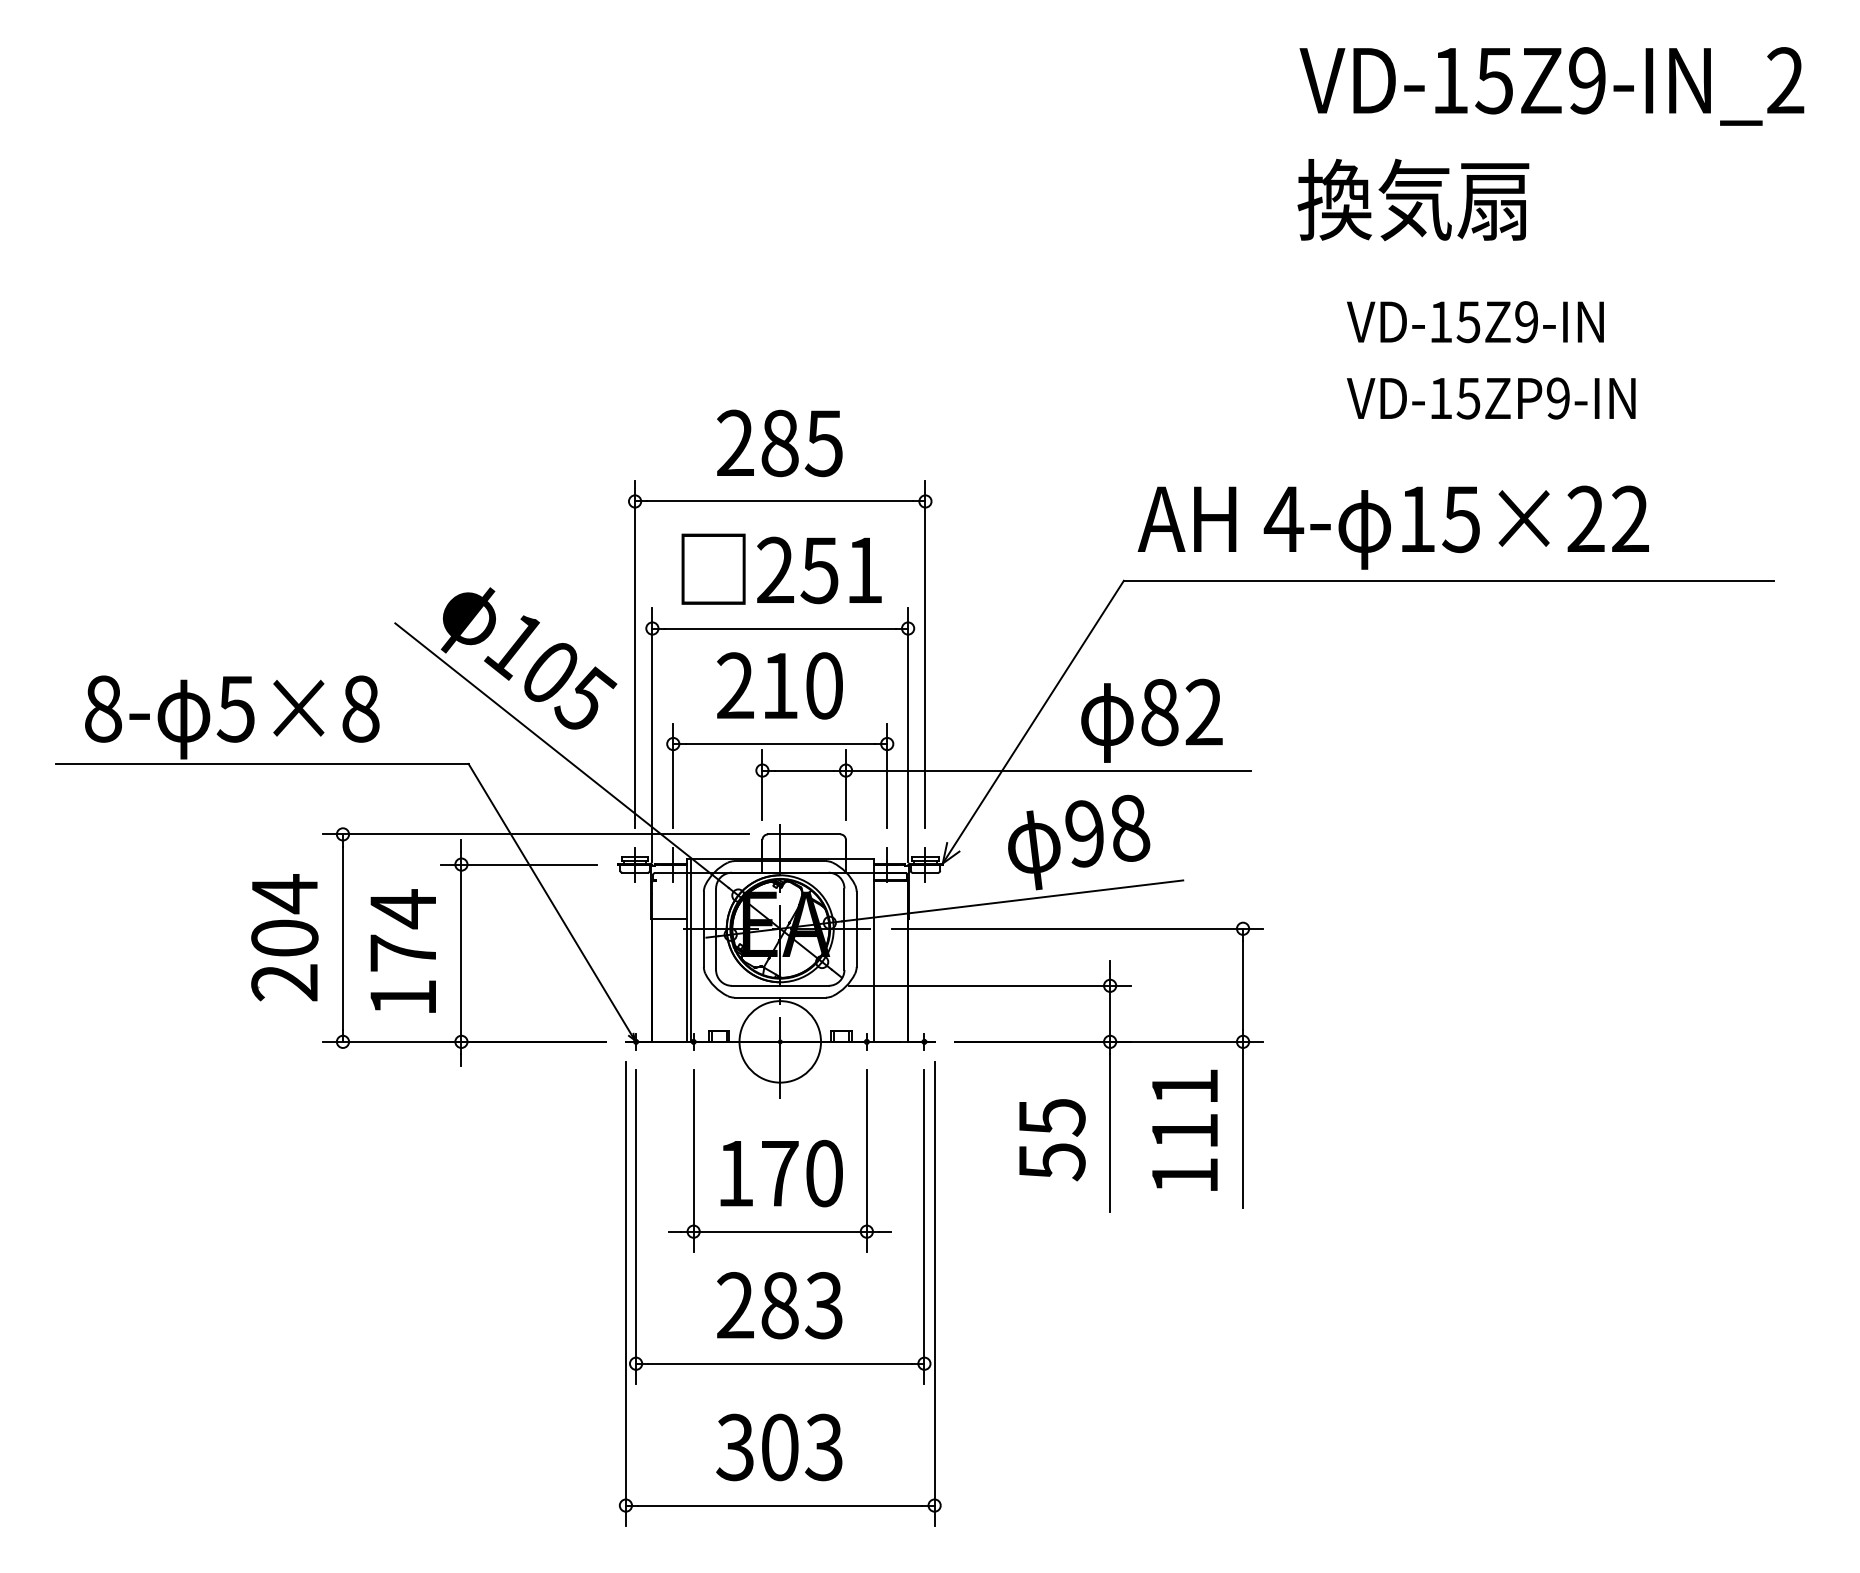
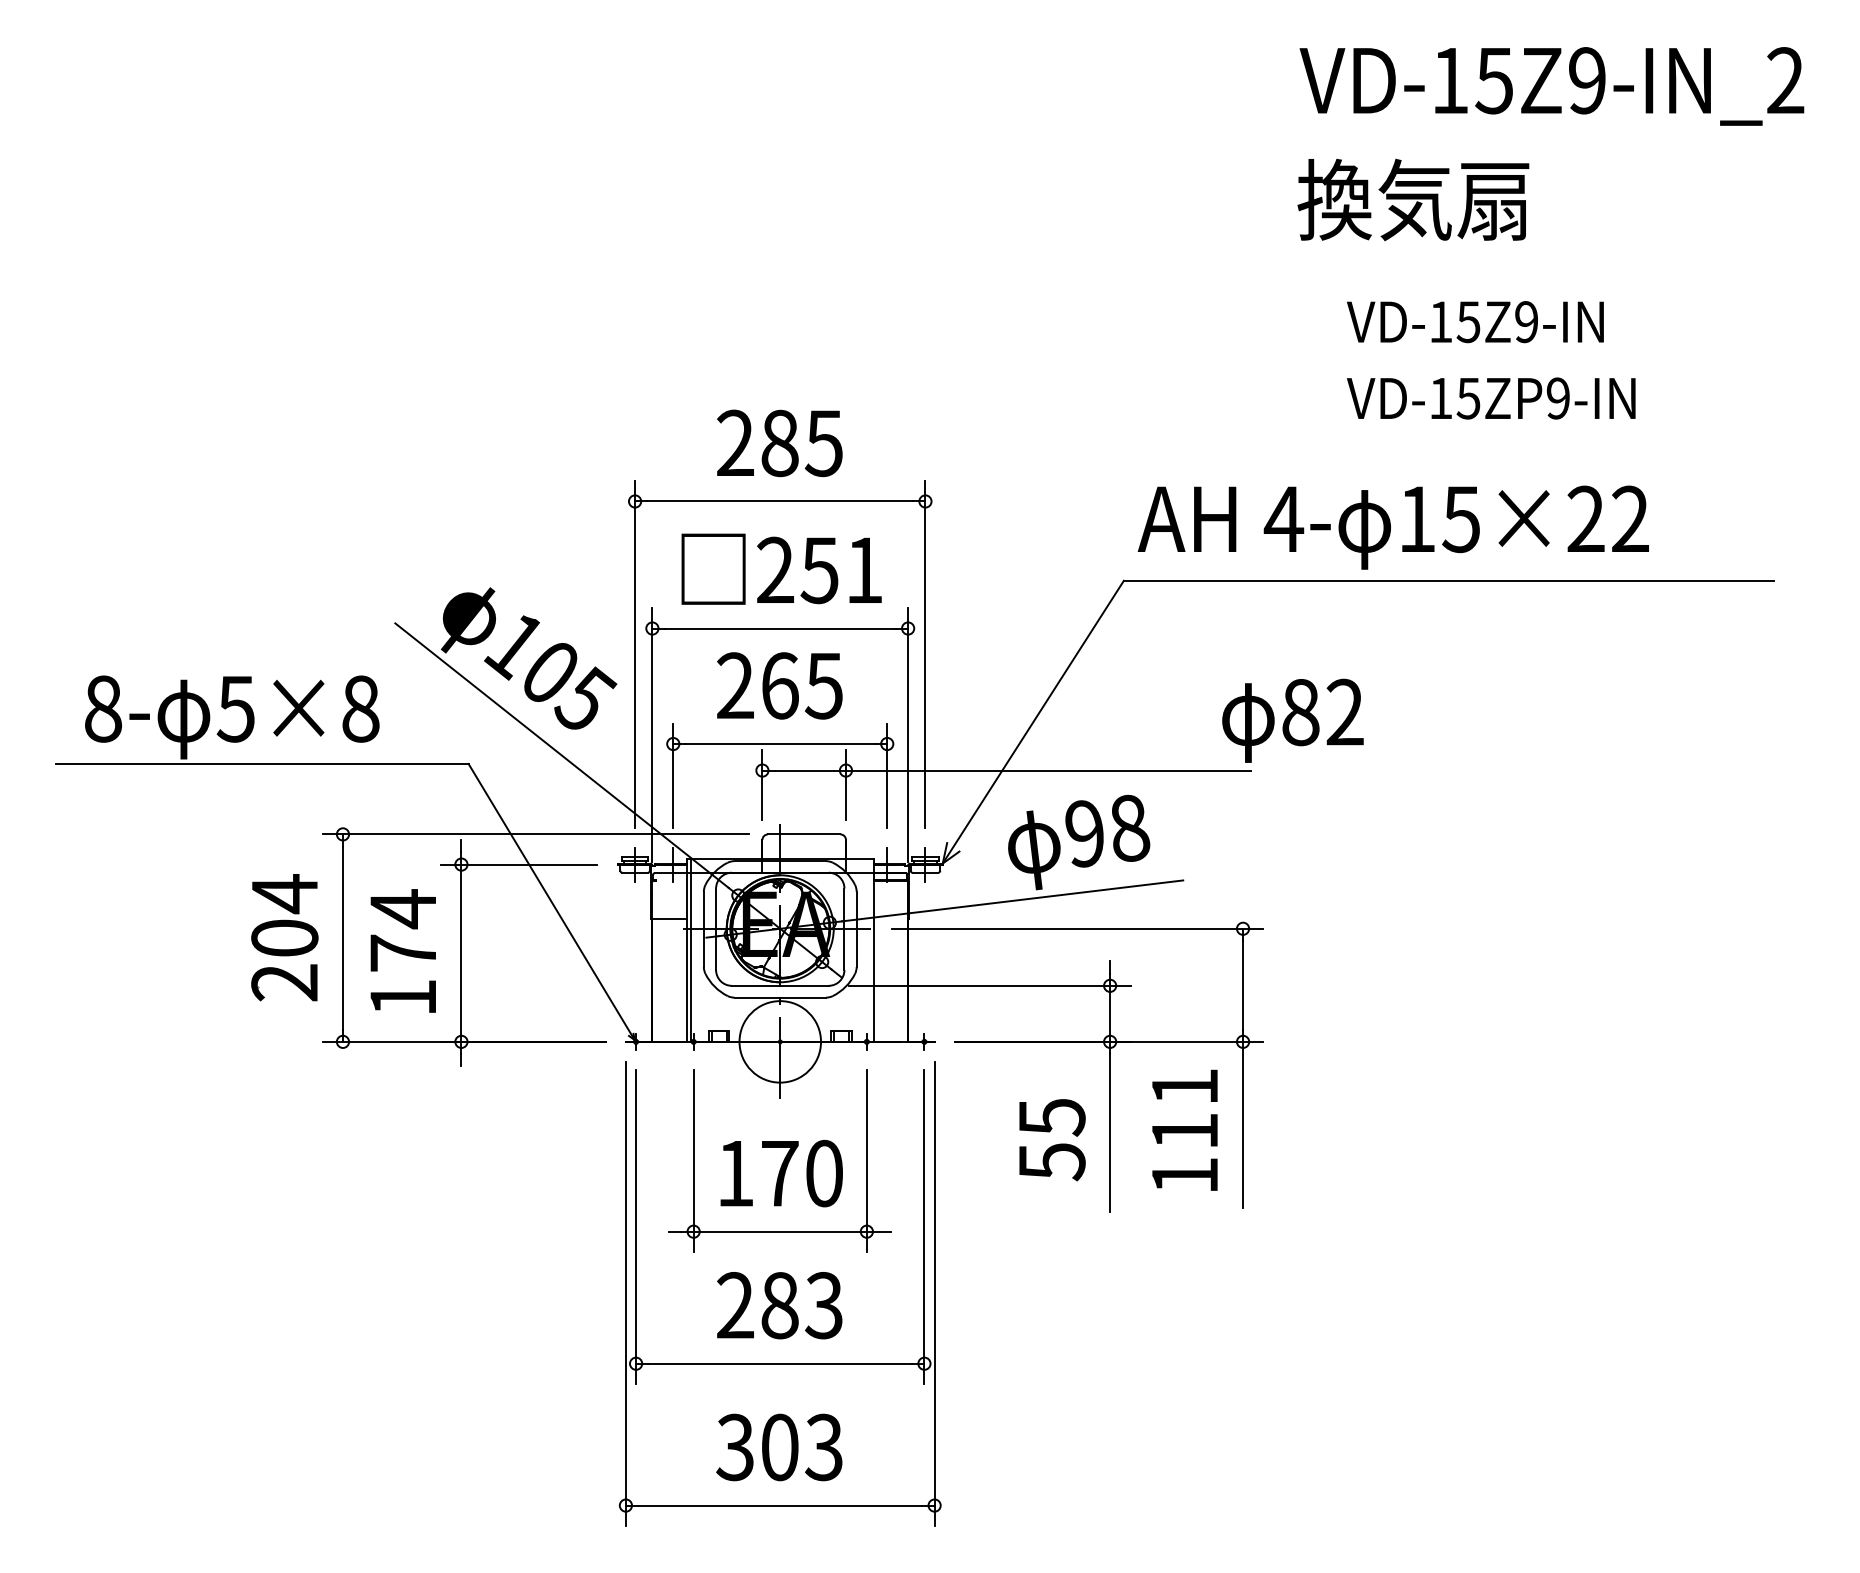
text: 210 -> 265 (802, 685)
text position: (1151, 720) -> (1292, 720) (1292, 720)
